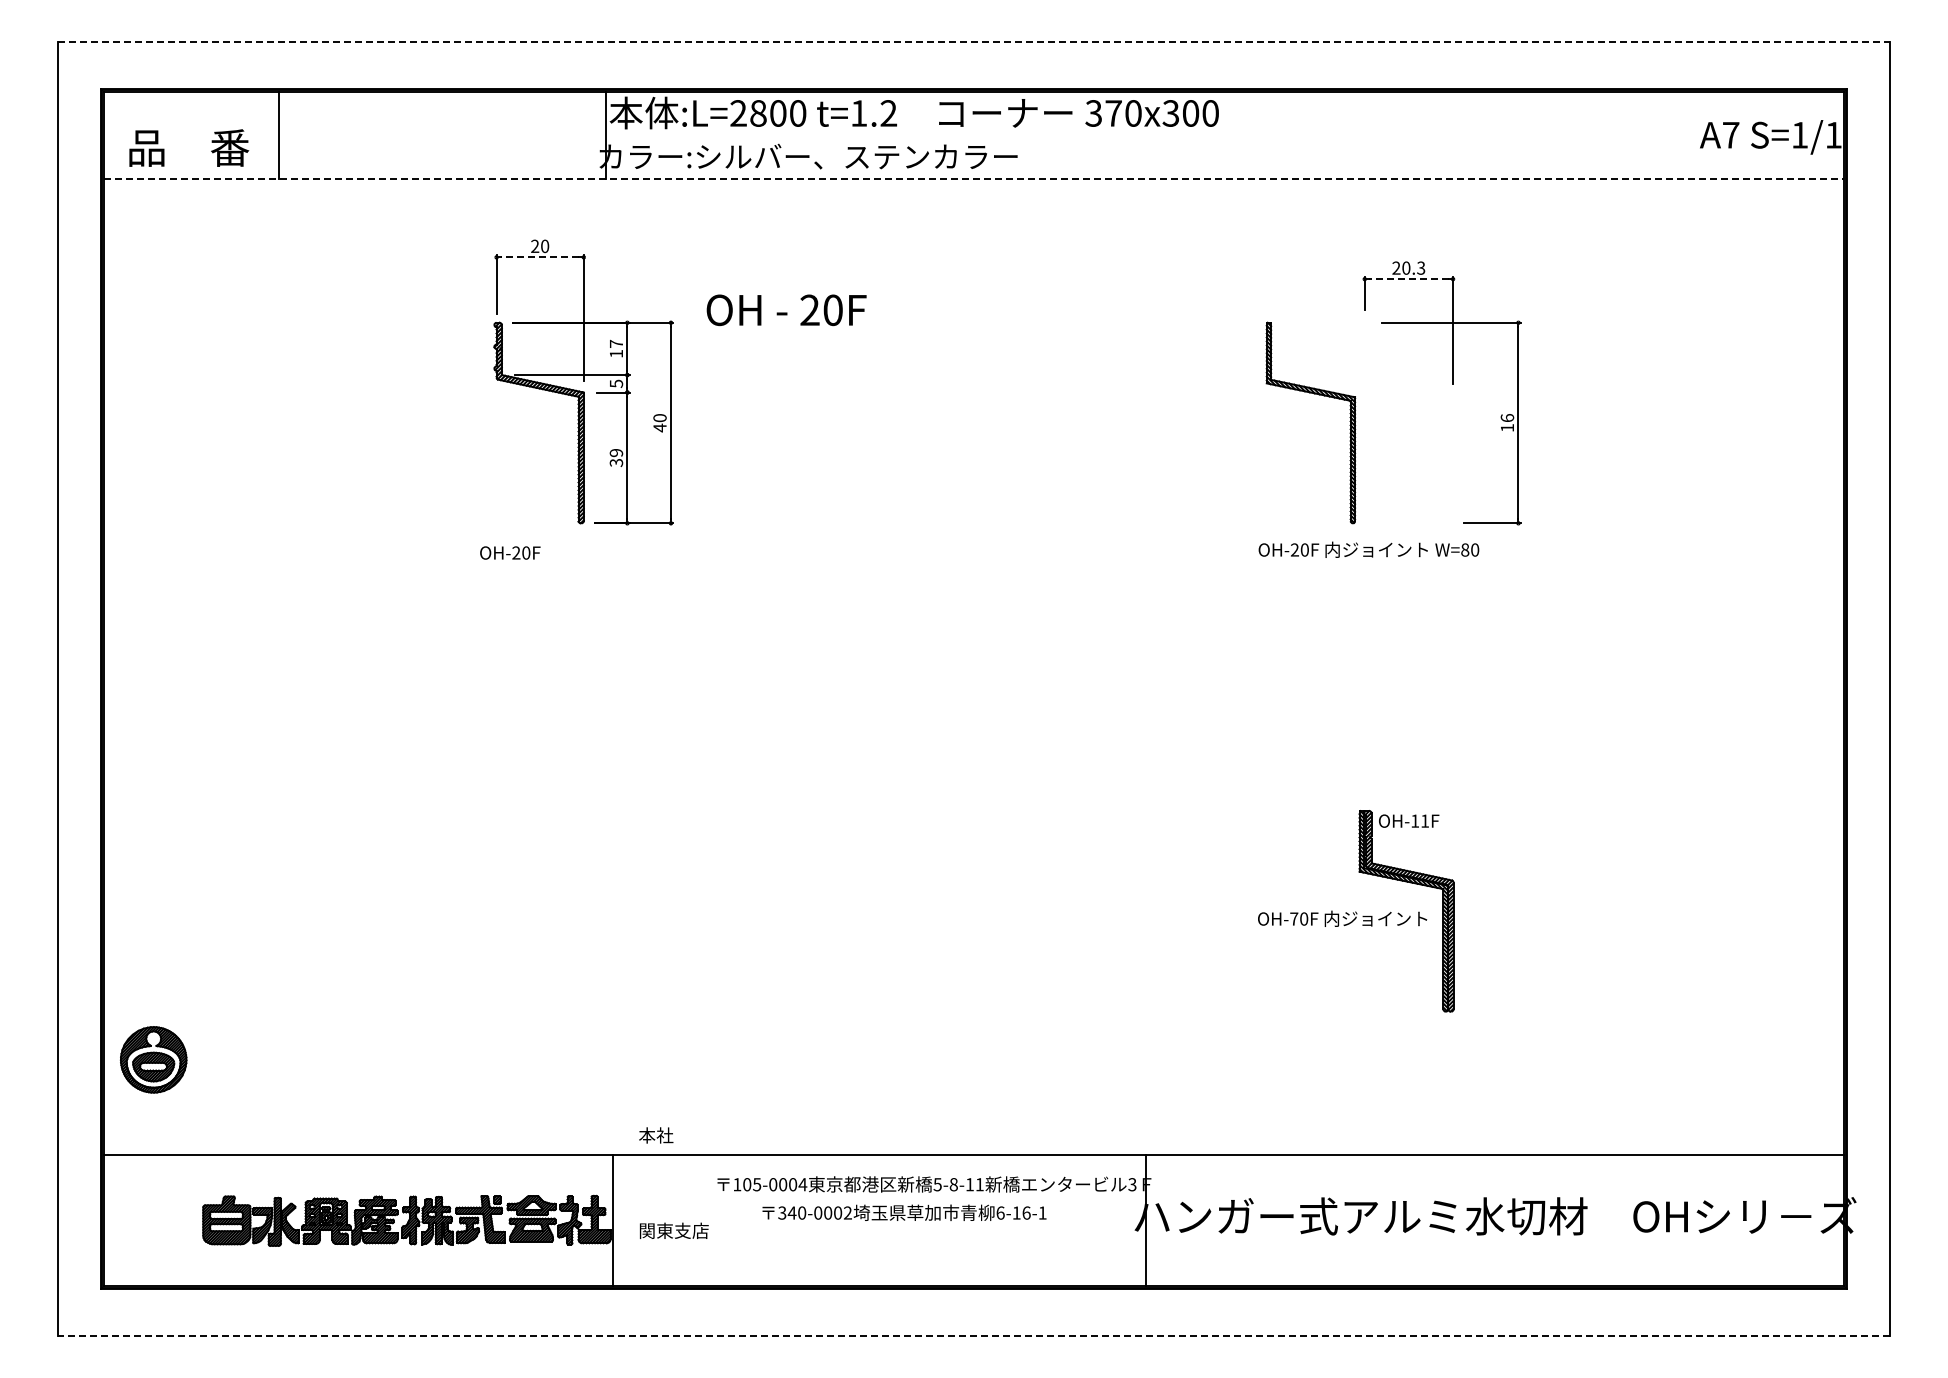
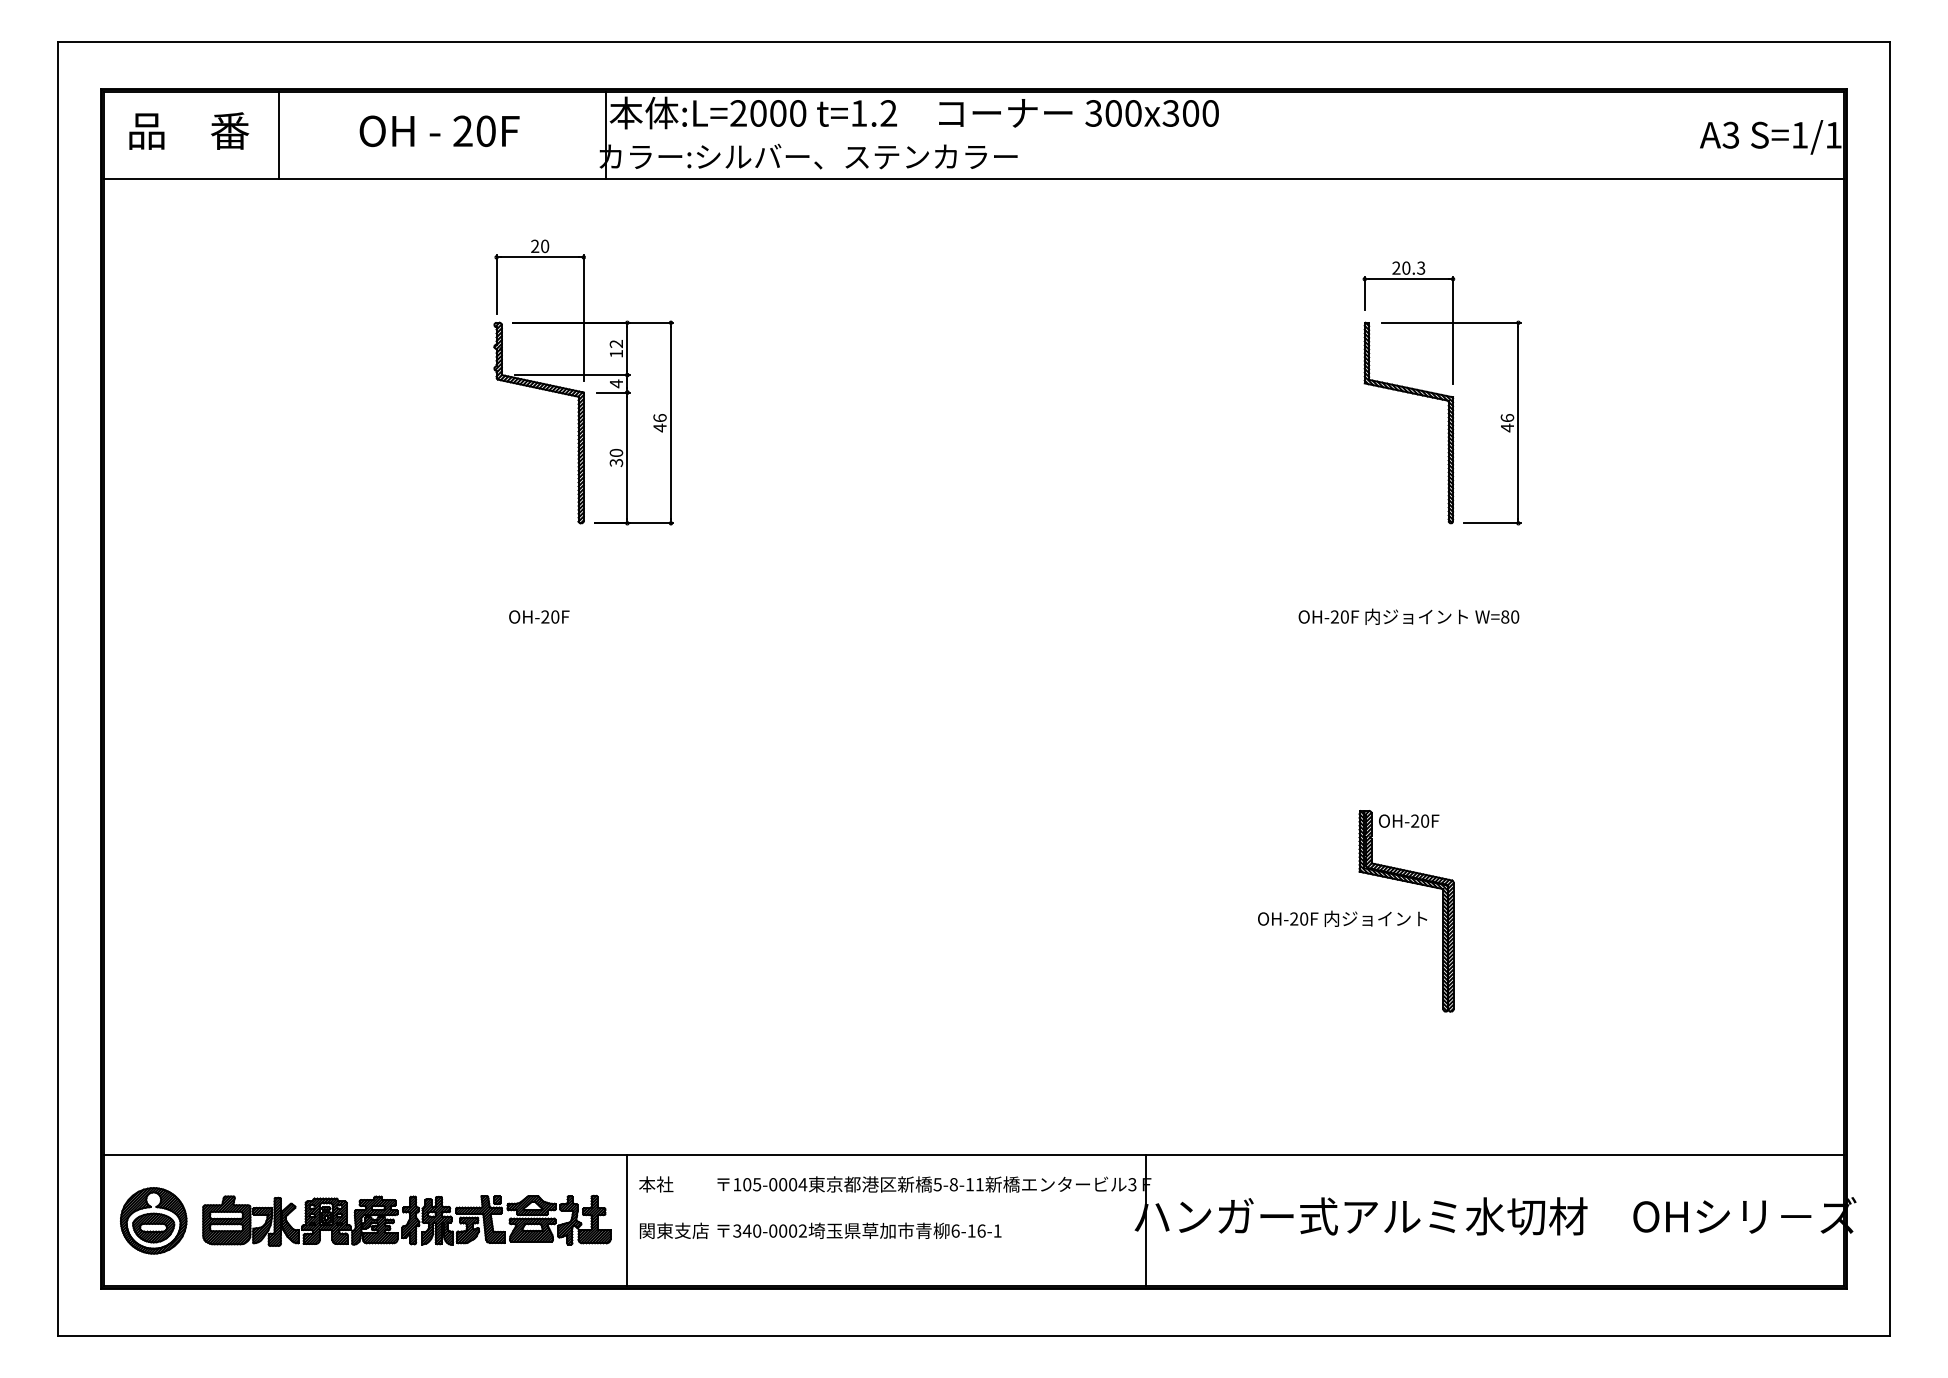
line: dashed -> solid (973, 41)
text: :L=2800 -> :L=2000 (758, 113)
text: 370x300 -> 300x300 (1113, 113)
text: A7 -> A3 (1730, 134)
text position: (189, 147) -> (189, 130) (189, 130)
line: dashed -> solid (973, 178)
line: dashed -> solid (539, 257)
line: dashed -> solid (1408, 279)
text position: (786, 310) -> (439, 131) (439, 131)
text: 17 -> 12 (615, 343)
text: 5 -> 4 (616, 383)
part position: (1318, 395) -> (1416, 395) (1416, 395)
text: 40 -> 46 (659, 418)
text: 16 -> 46 (1507, 427)
text: 39 -> 30 (616, 452)
text position: (1368, 549) -> (1408, 616) (1408, 616)
text position: (510, 552) -> (539, 616) (539, 616)
text: OH-11F -> OH-20F (1420, 820)
text: OH-70F -> OH-20F (1294, 918)
part position: (153, 1059) -> (153, 1220) (153, 1220)
text position: (656, 1135) -> (656, 1184) (656, 1184)
text position: (904, 1212) -> (859, 1230) (859, 1230)
line position: (613, 1220) -> (627, 1220) (627, 1220)
line: dashed -> solid (973, 1336)
